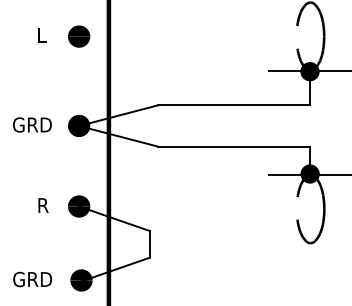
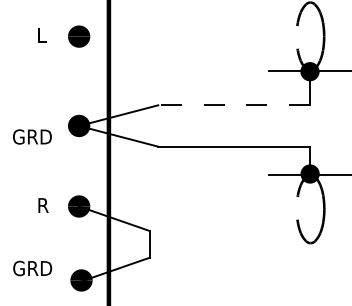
line: solid -> dashed (234, 105)
text position: (32, 124) -> (32, 136) (32, 136)
text position: (32, 279) -> (32, 268) (32, 268)
